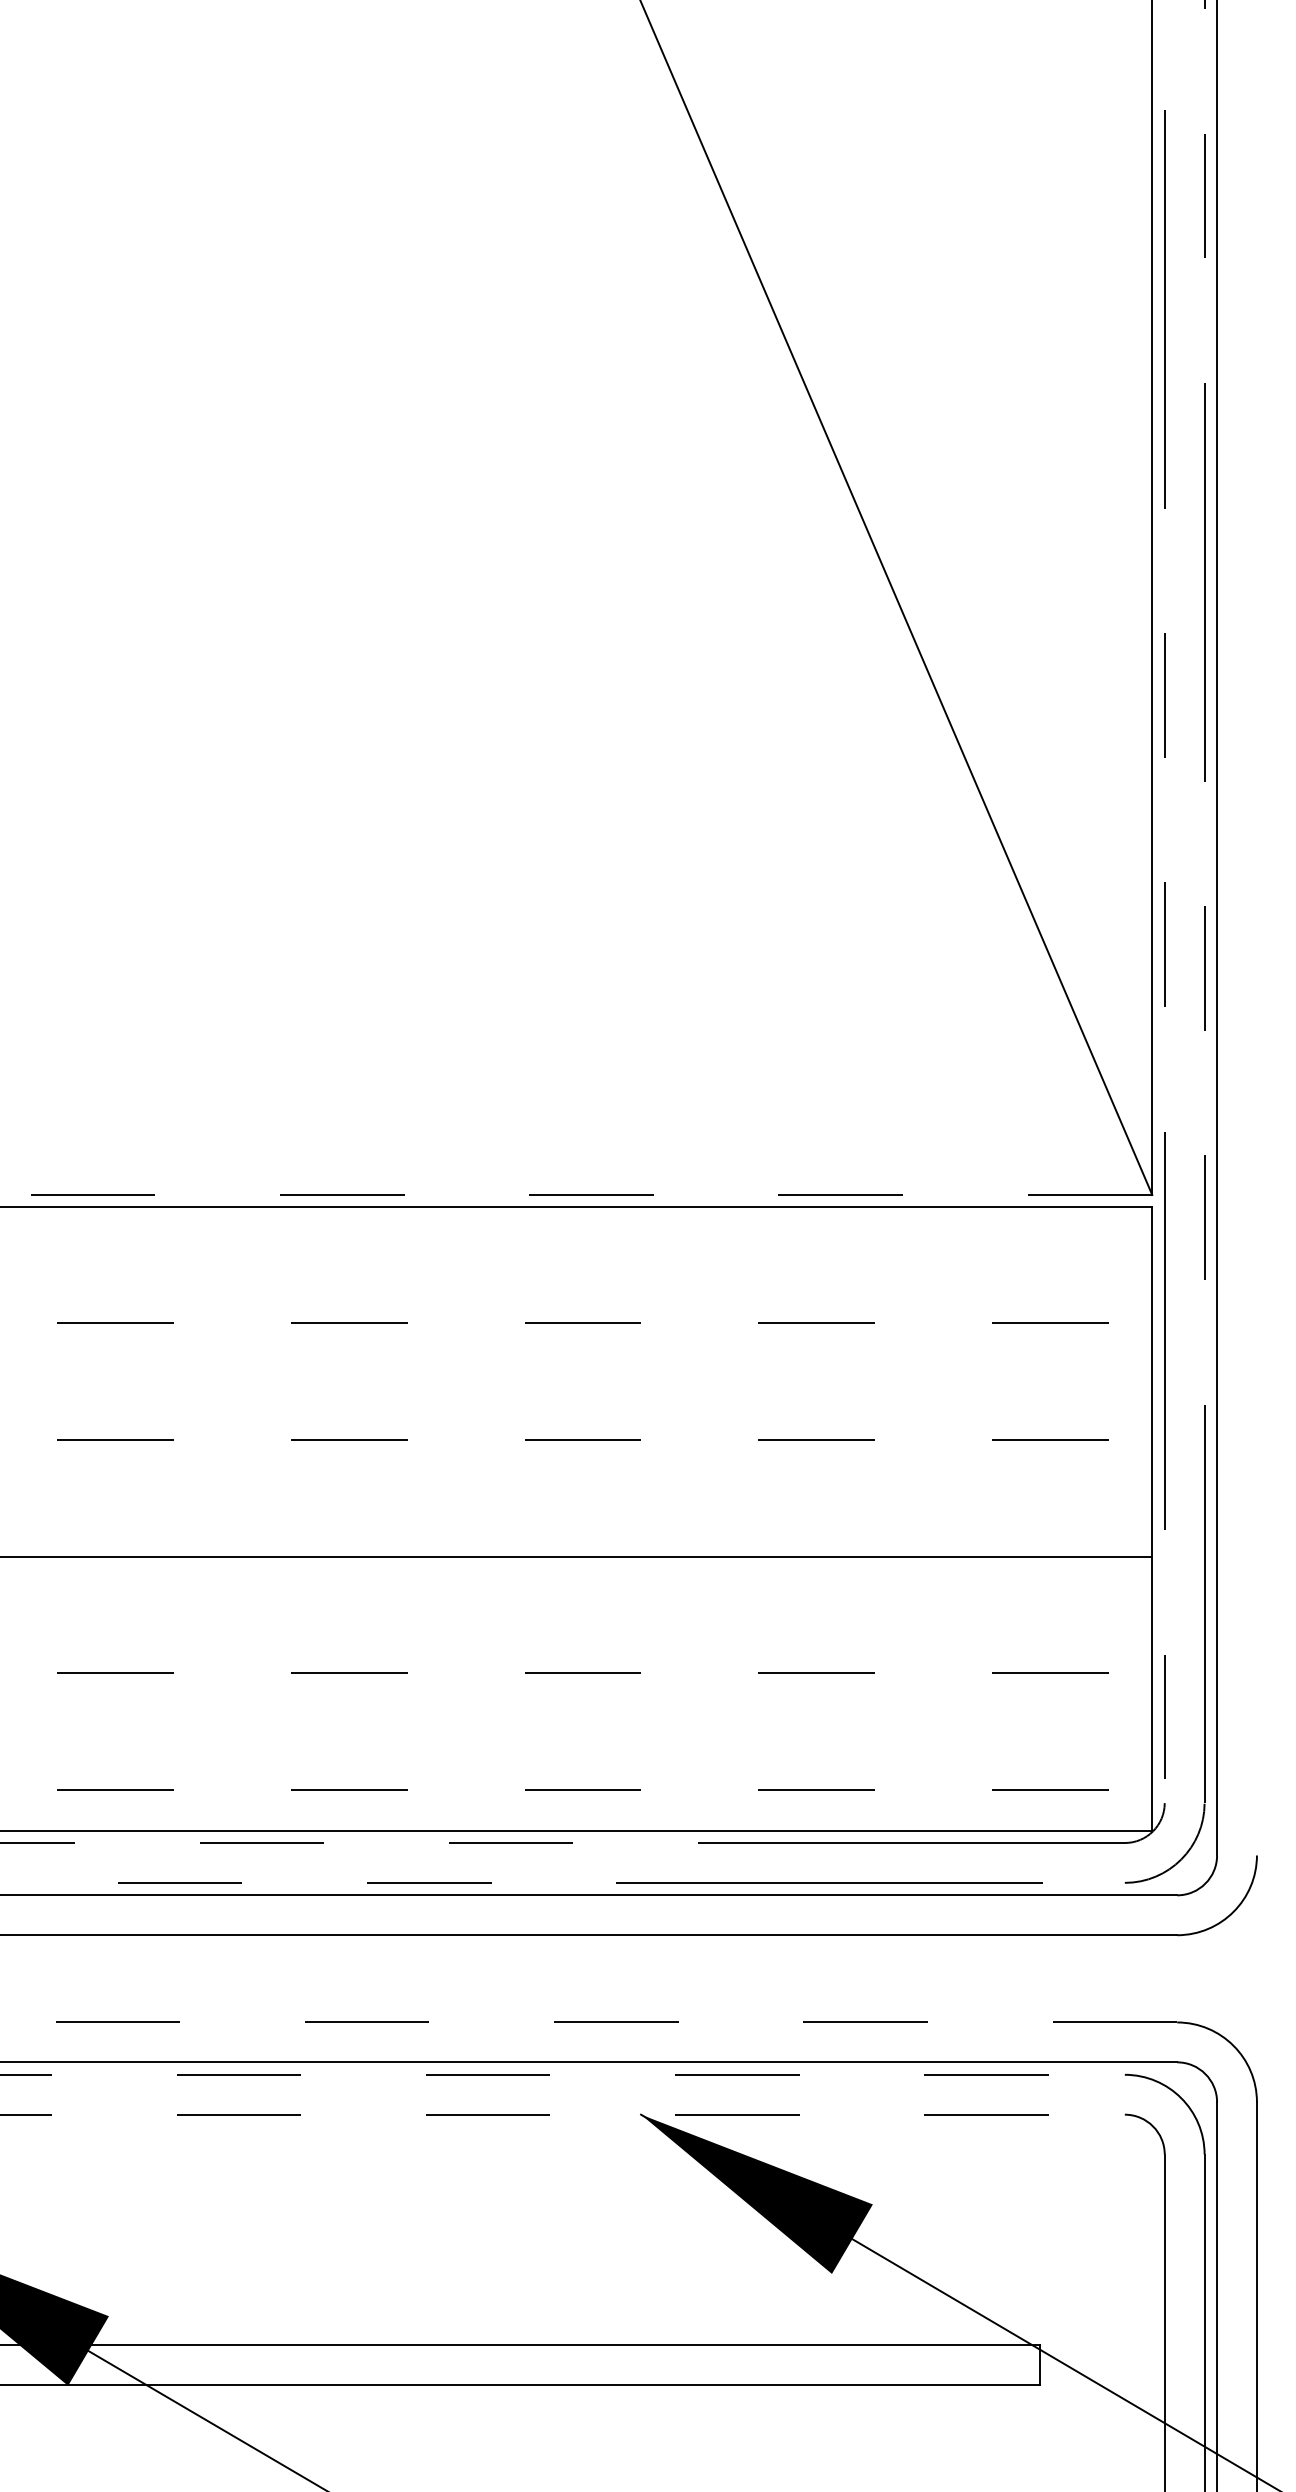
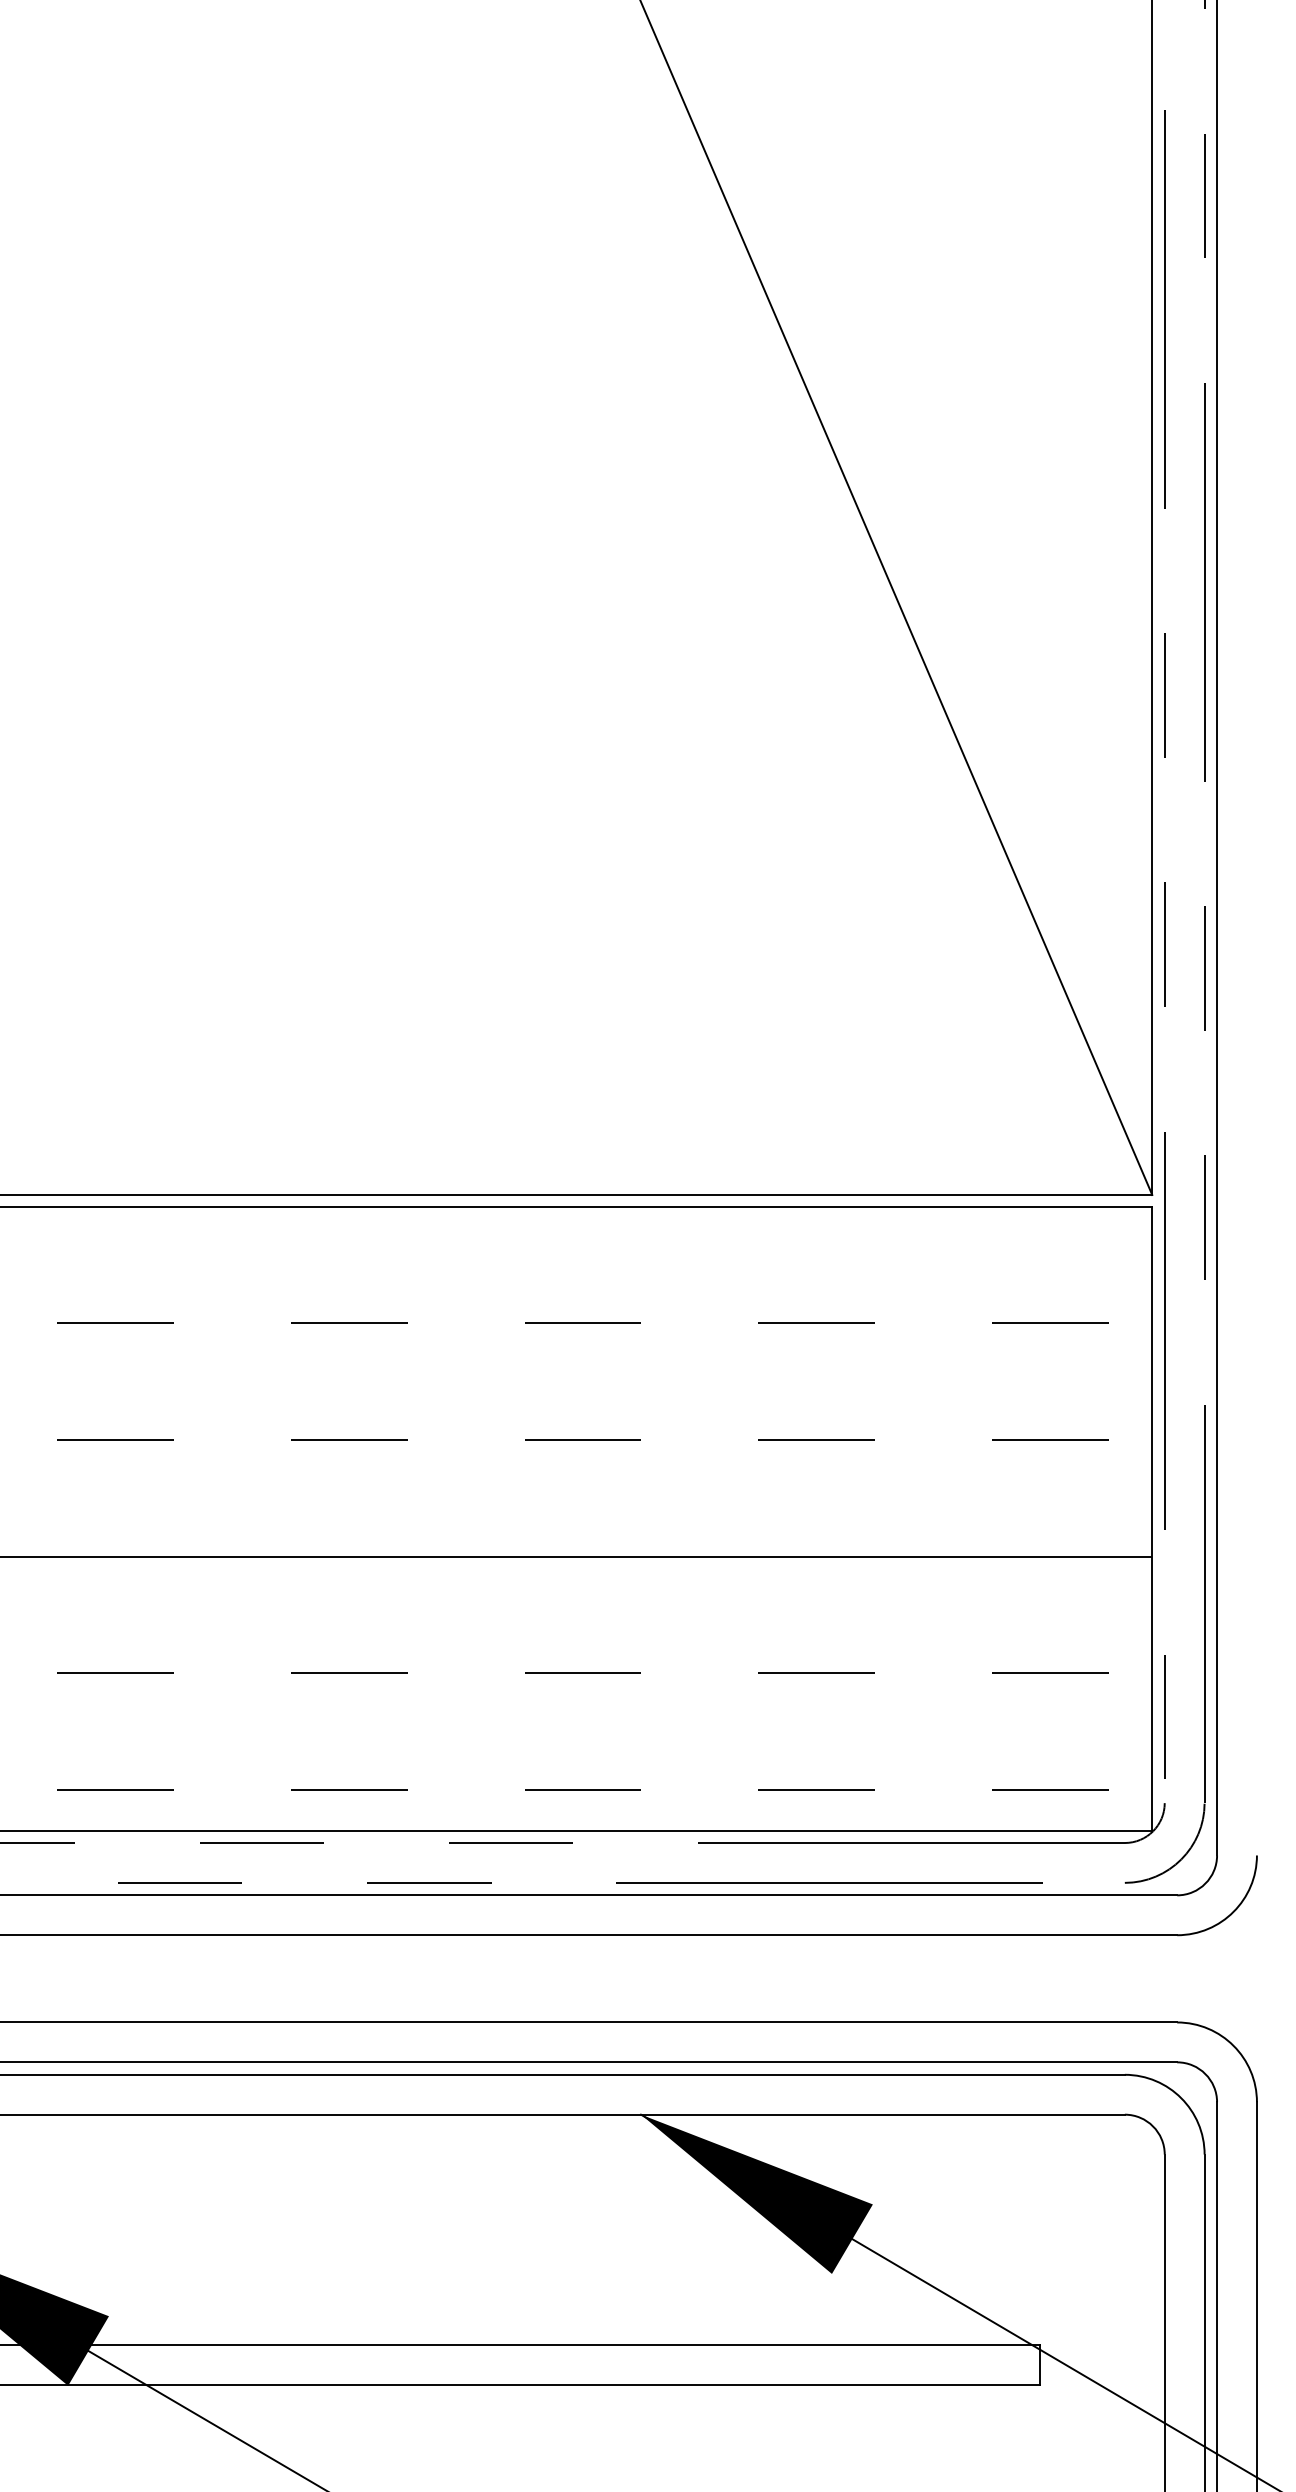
line: dashed -> solid (576, 1194)
line: dashed -> solid (588, 2022)
line: dashed -> solid (563, 2074)
line: dashed -> solid (563, 2114)
